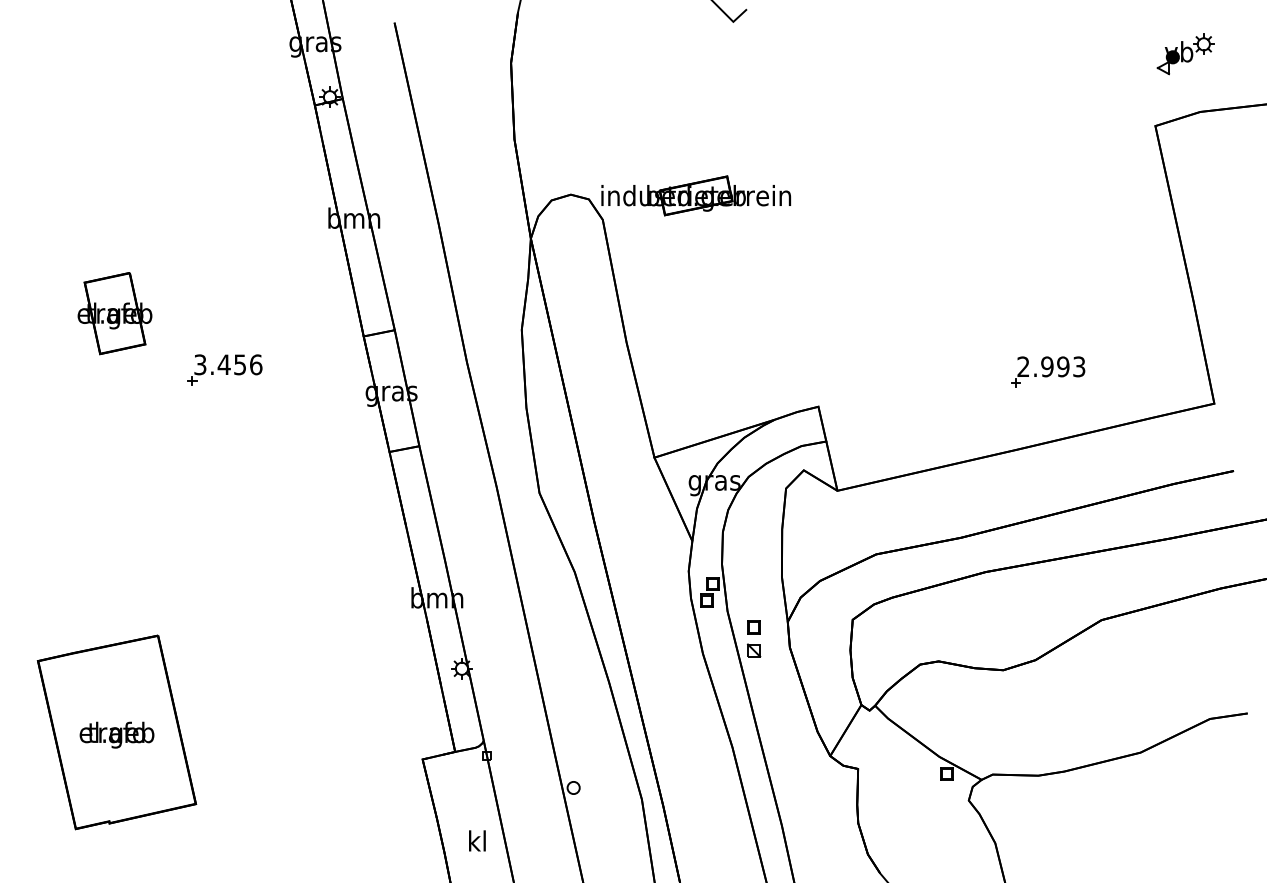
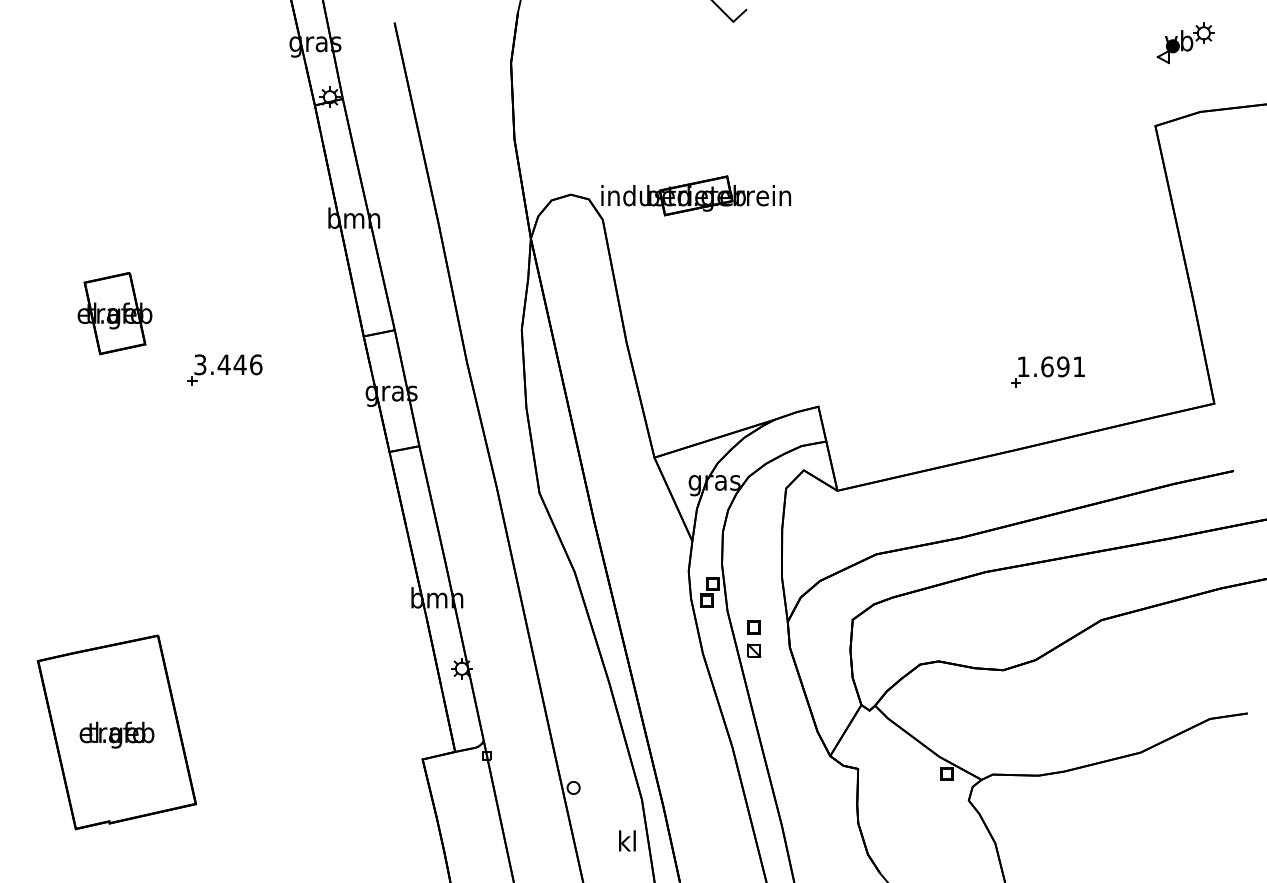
part position: (1185, 54) -> (1185, 43) (1185, 43)
text: 3.456 -> 3.446 (239, 364)
text: 2.993 -> 1.691 (1051, 366)
text position: (477, 840) -> (627, 840) (627, 840)
